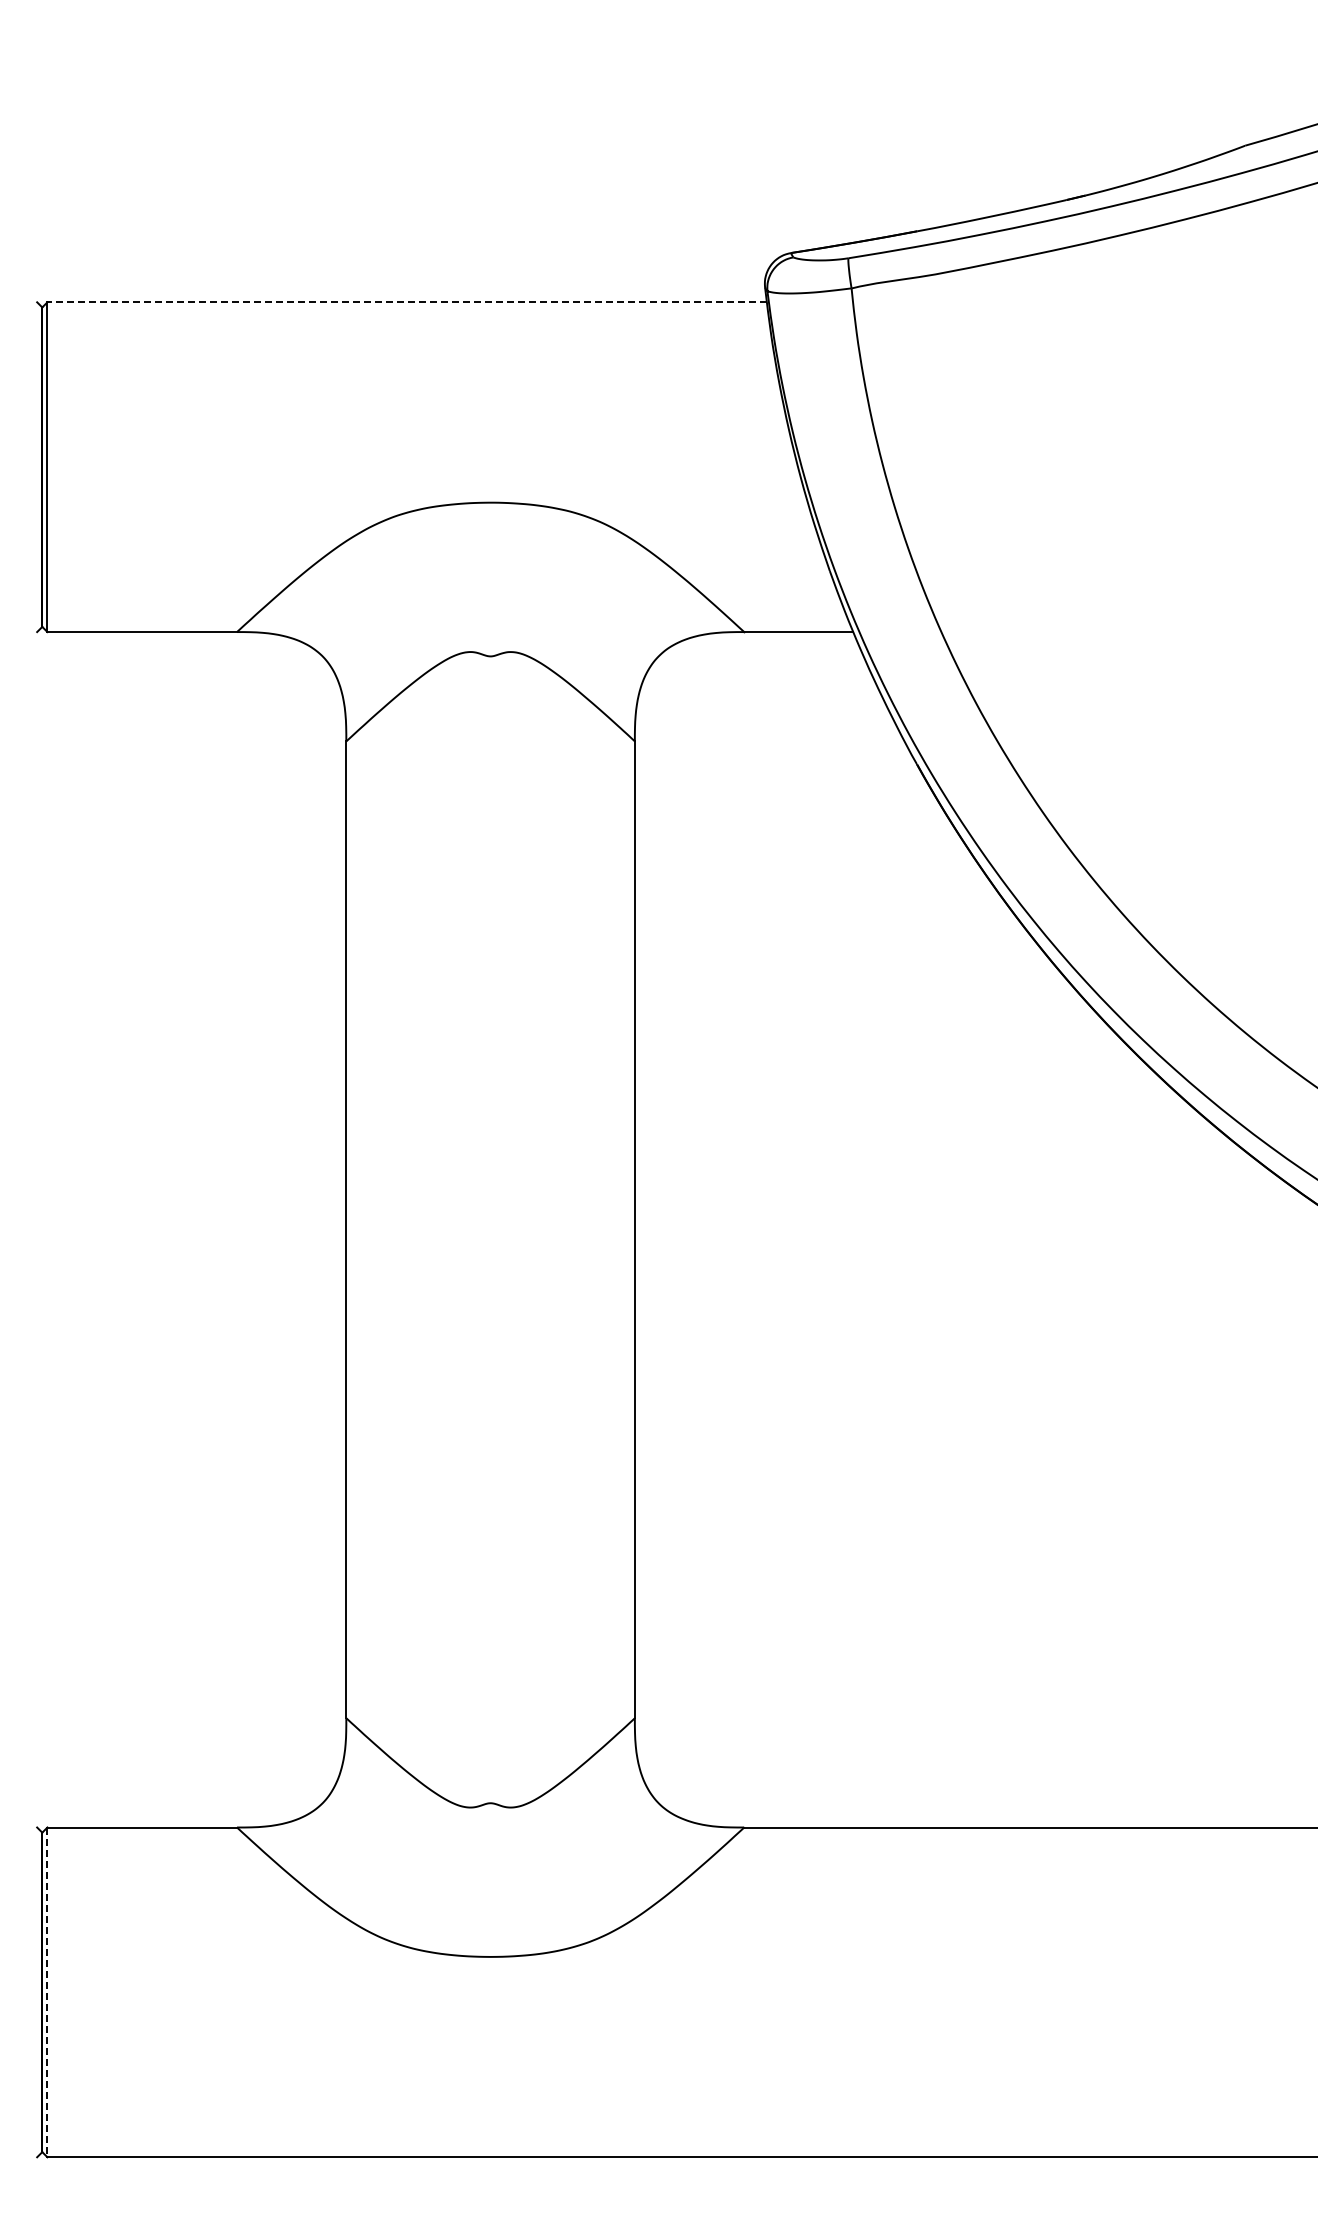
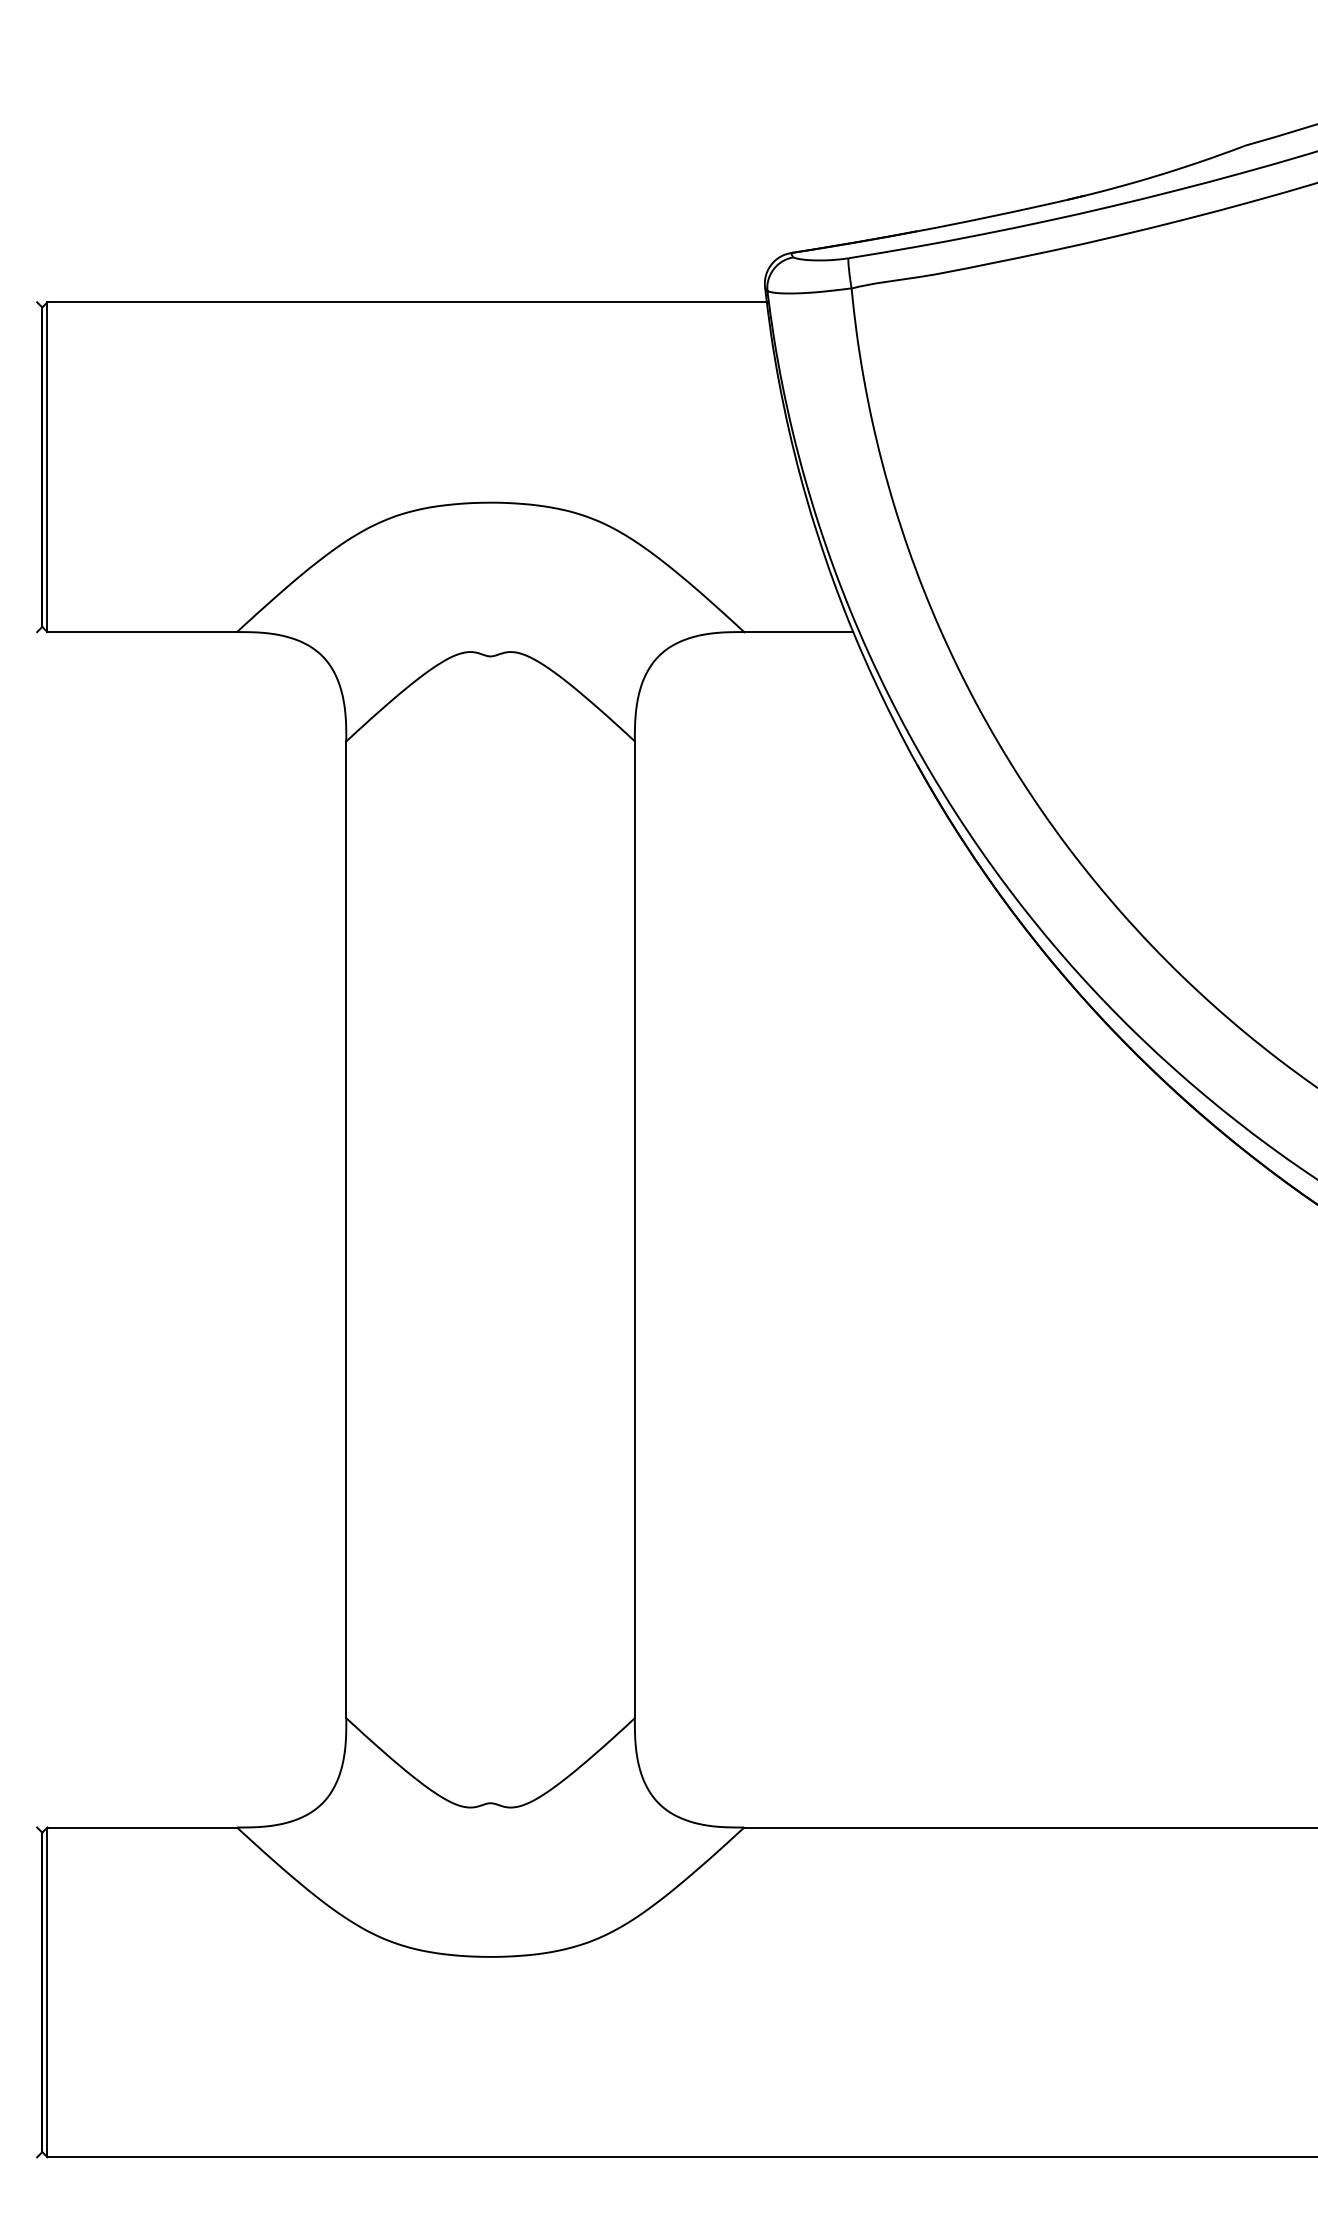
line: dashed -> solid (407, 302)
line: dashed -> solid (47, 1992)
